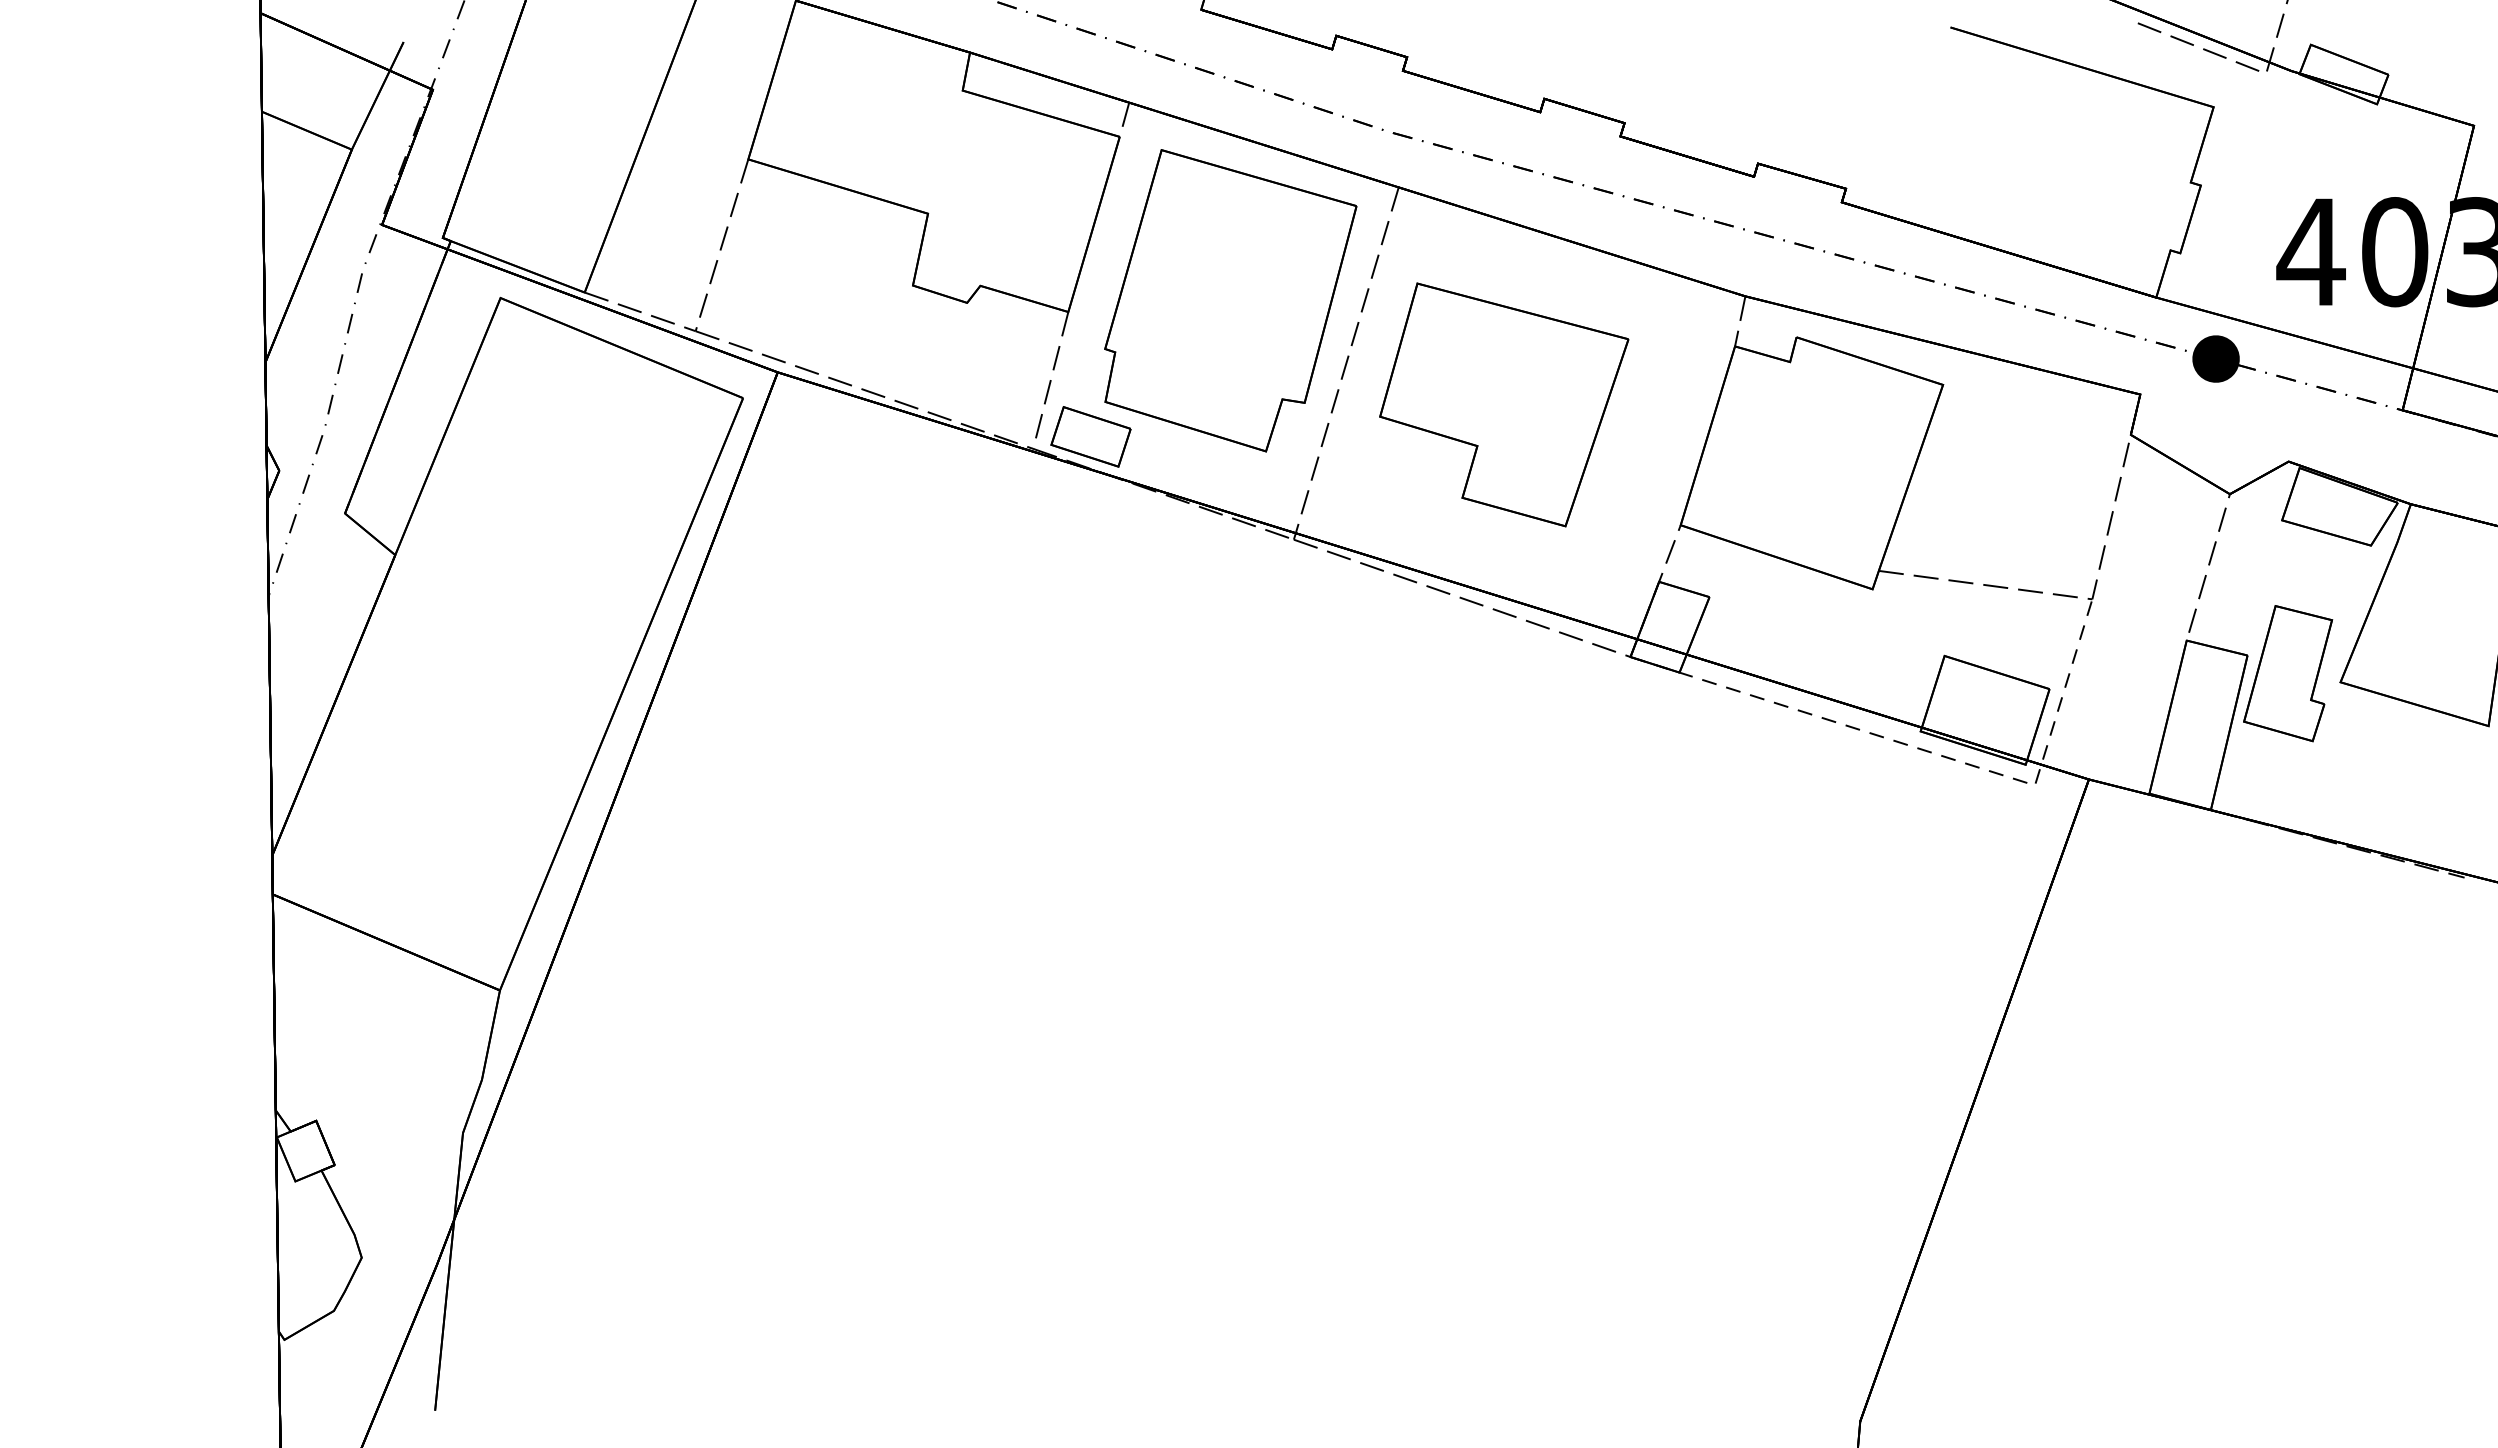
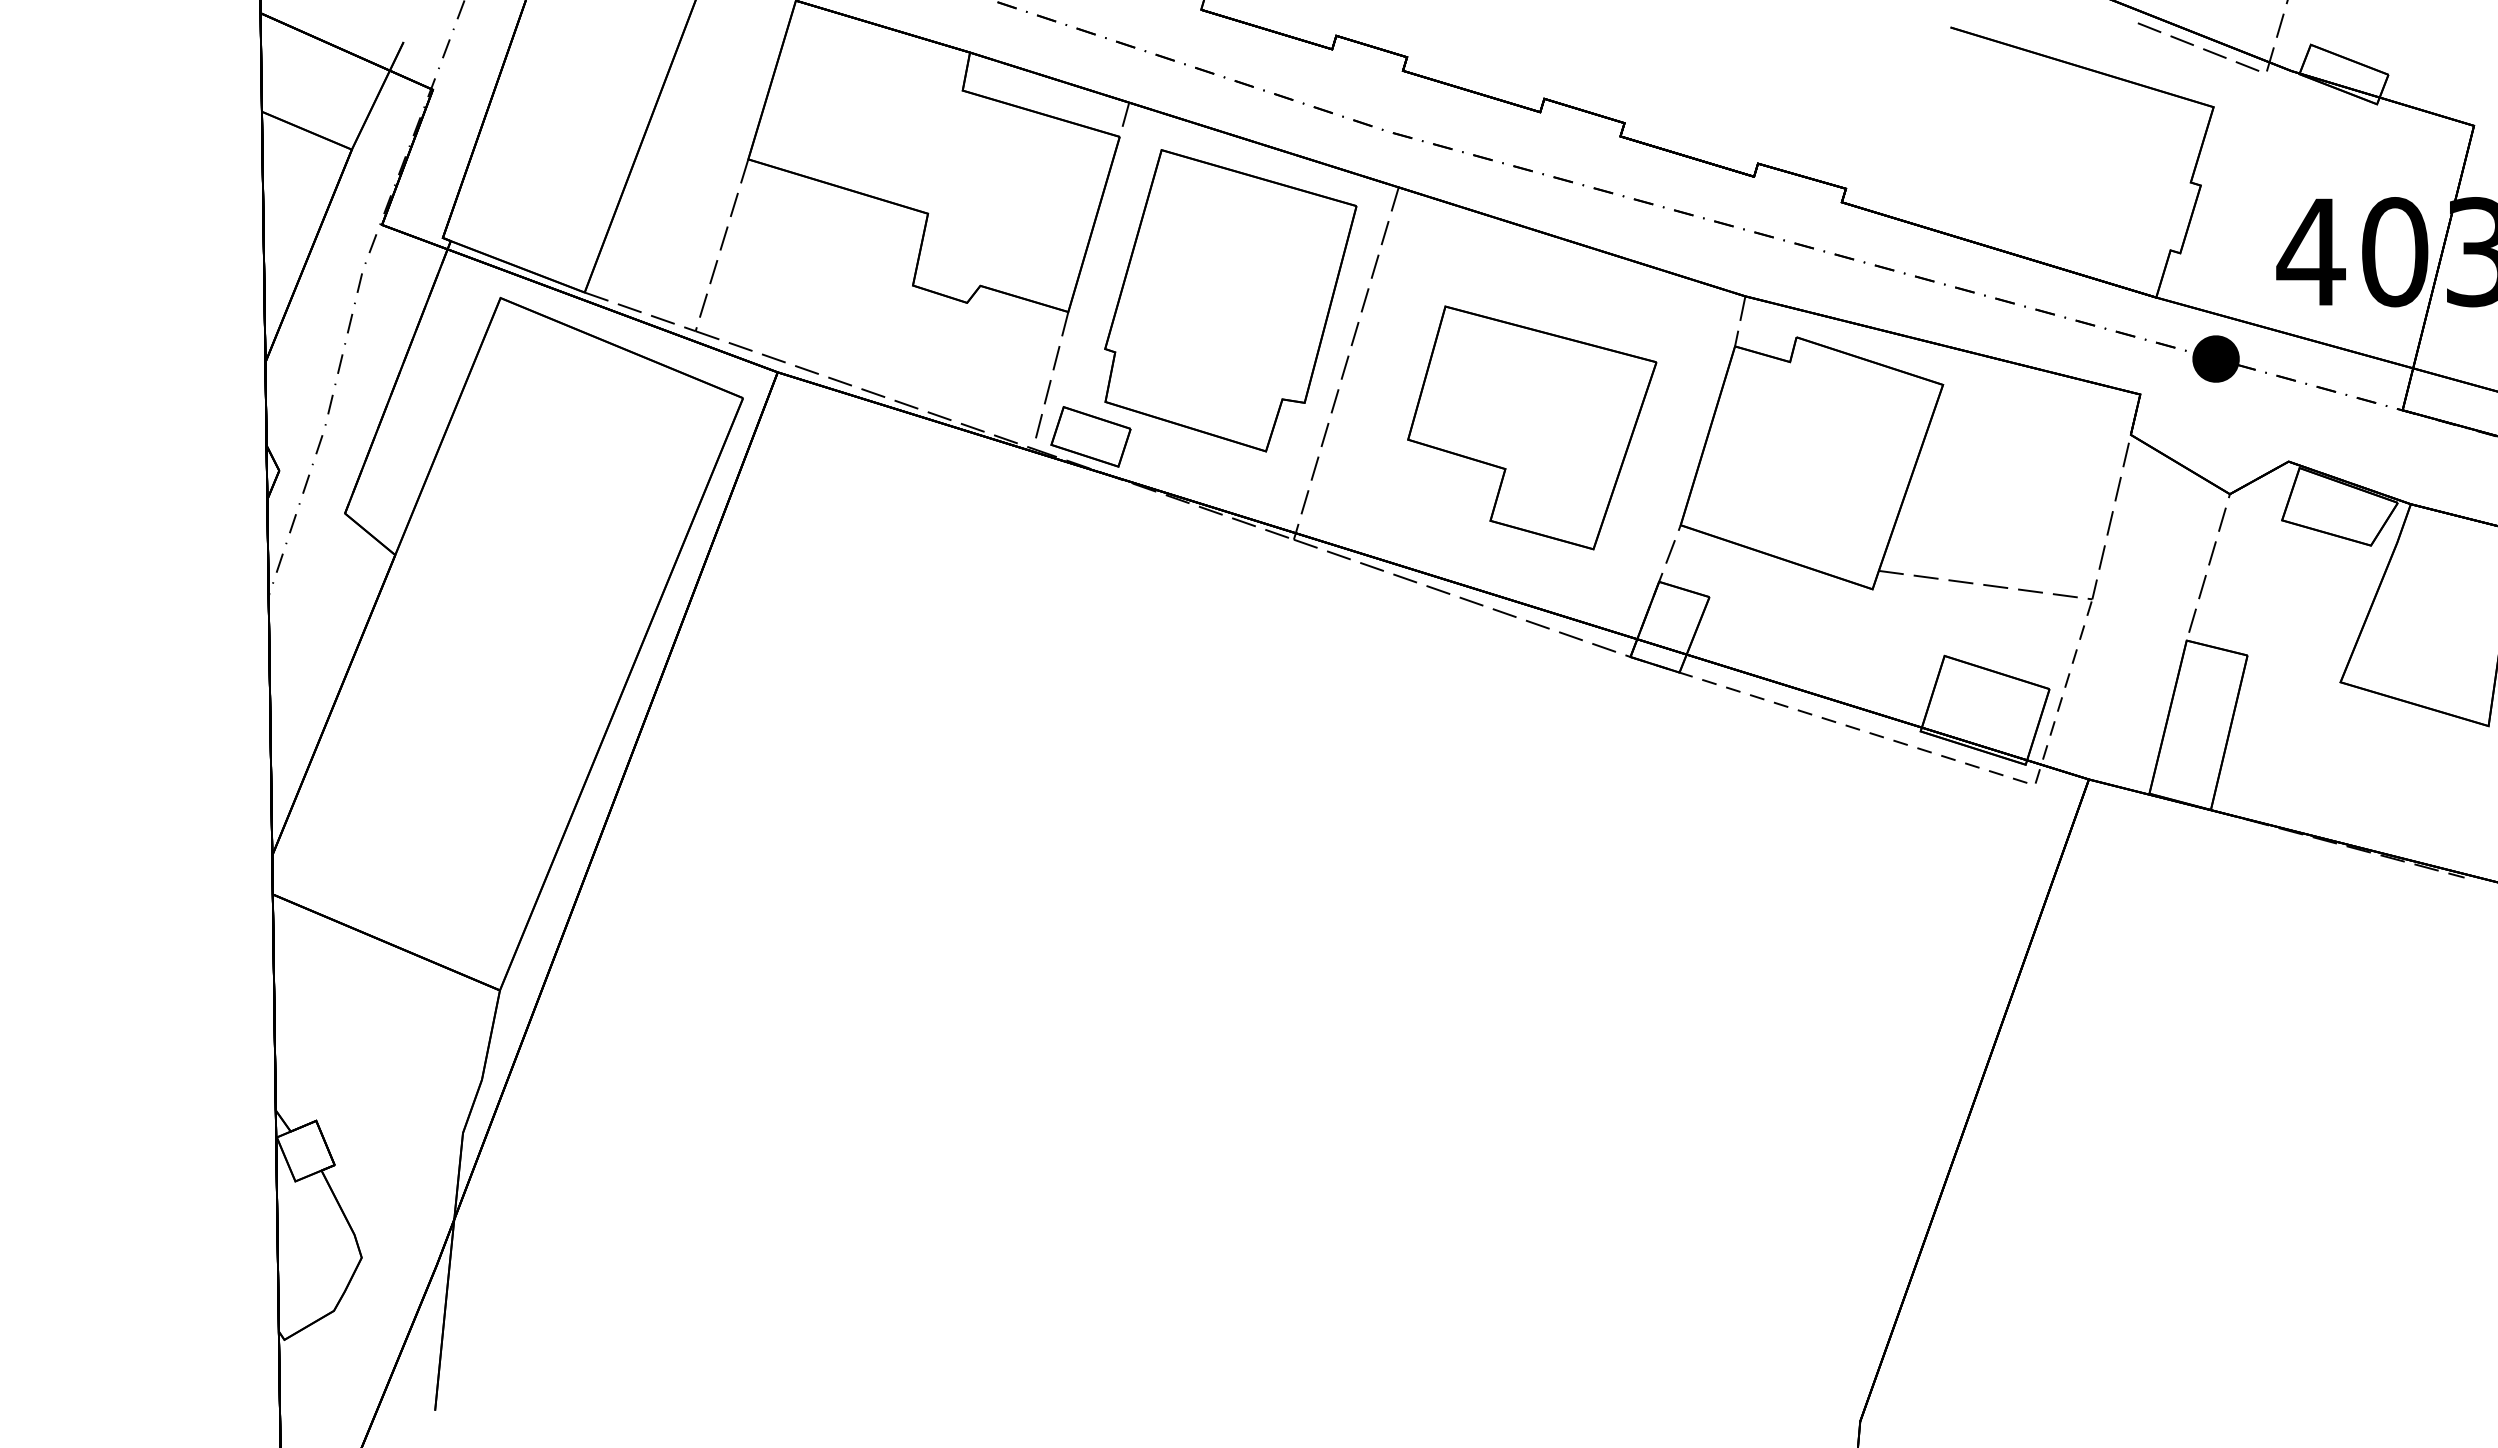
part position: (1504, 404) -> (1532, 427) (1532, 427)
part: present -> none (2288, 673)
